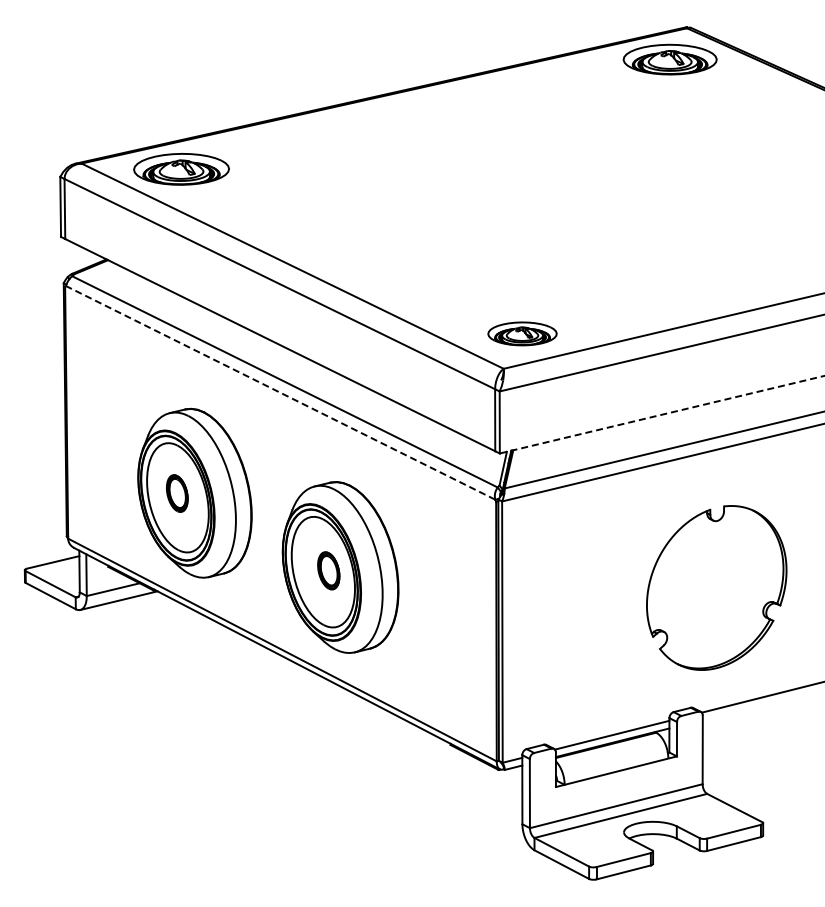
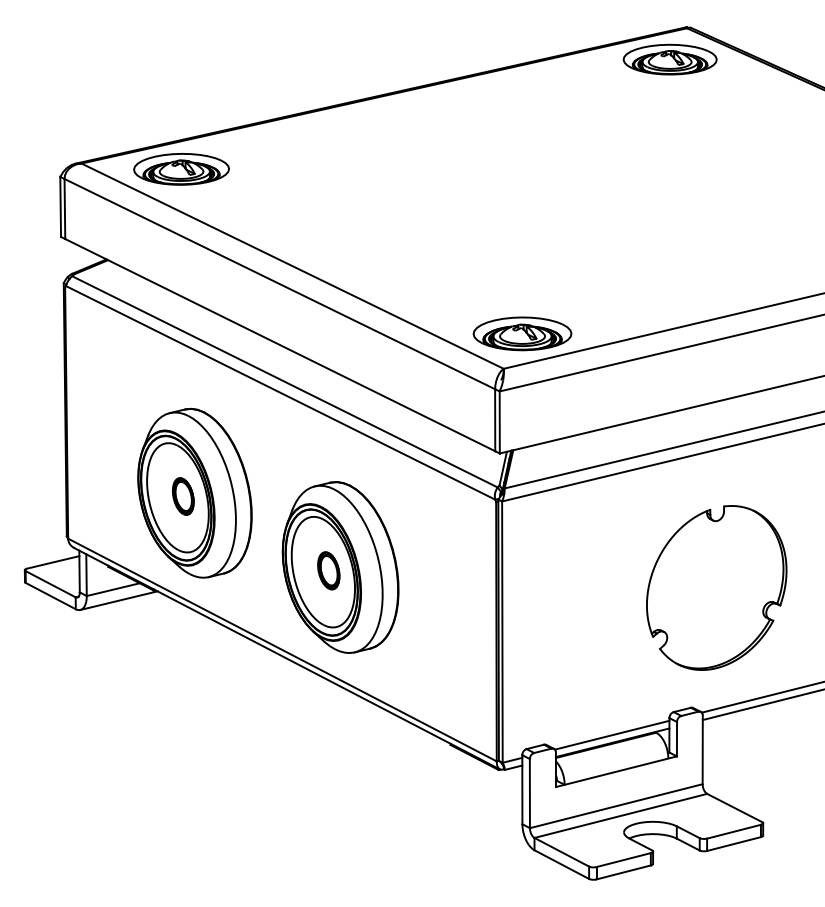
part size: 71x26 px -> 101x36 px (522, 333)
line: dashed -> solid (280, 392)
line: dashed -> solid (662, 414)
part position: (177, 493) -> (183, 496) (183, 496)
line: none -> present (761, 705)
